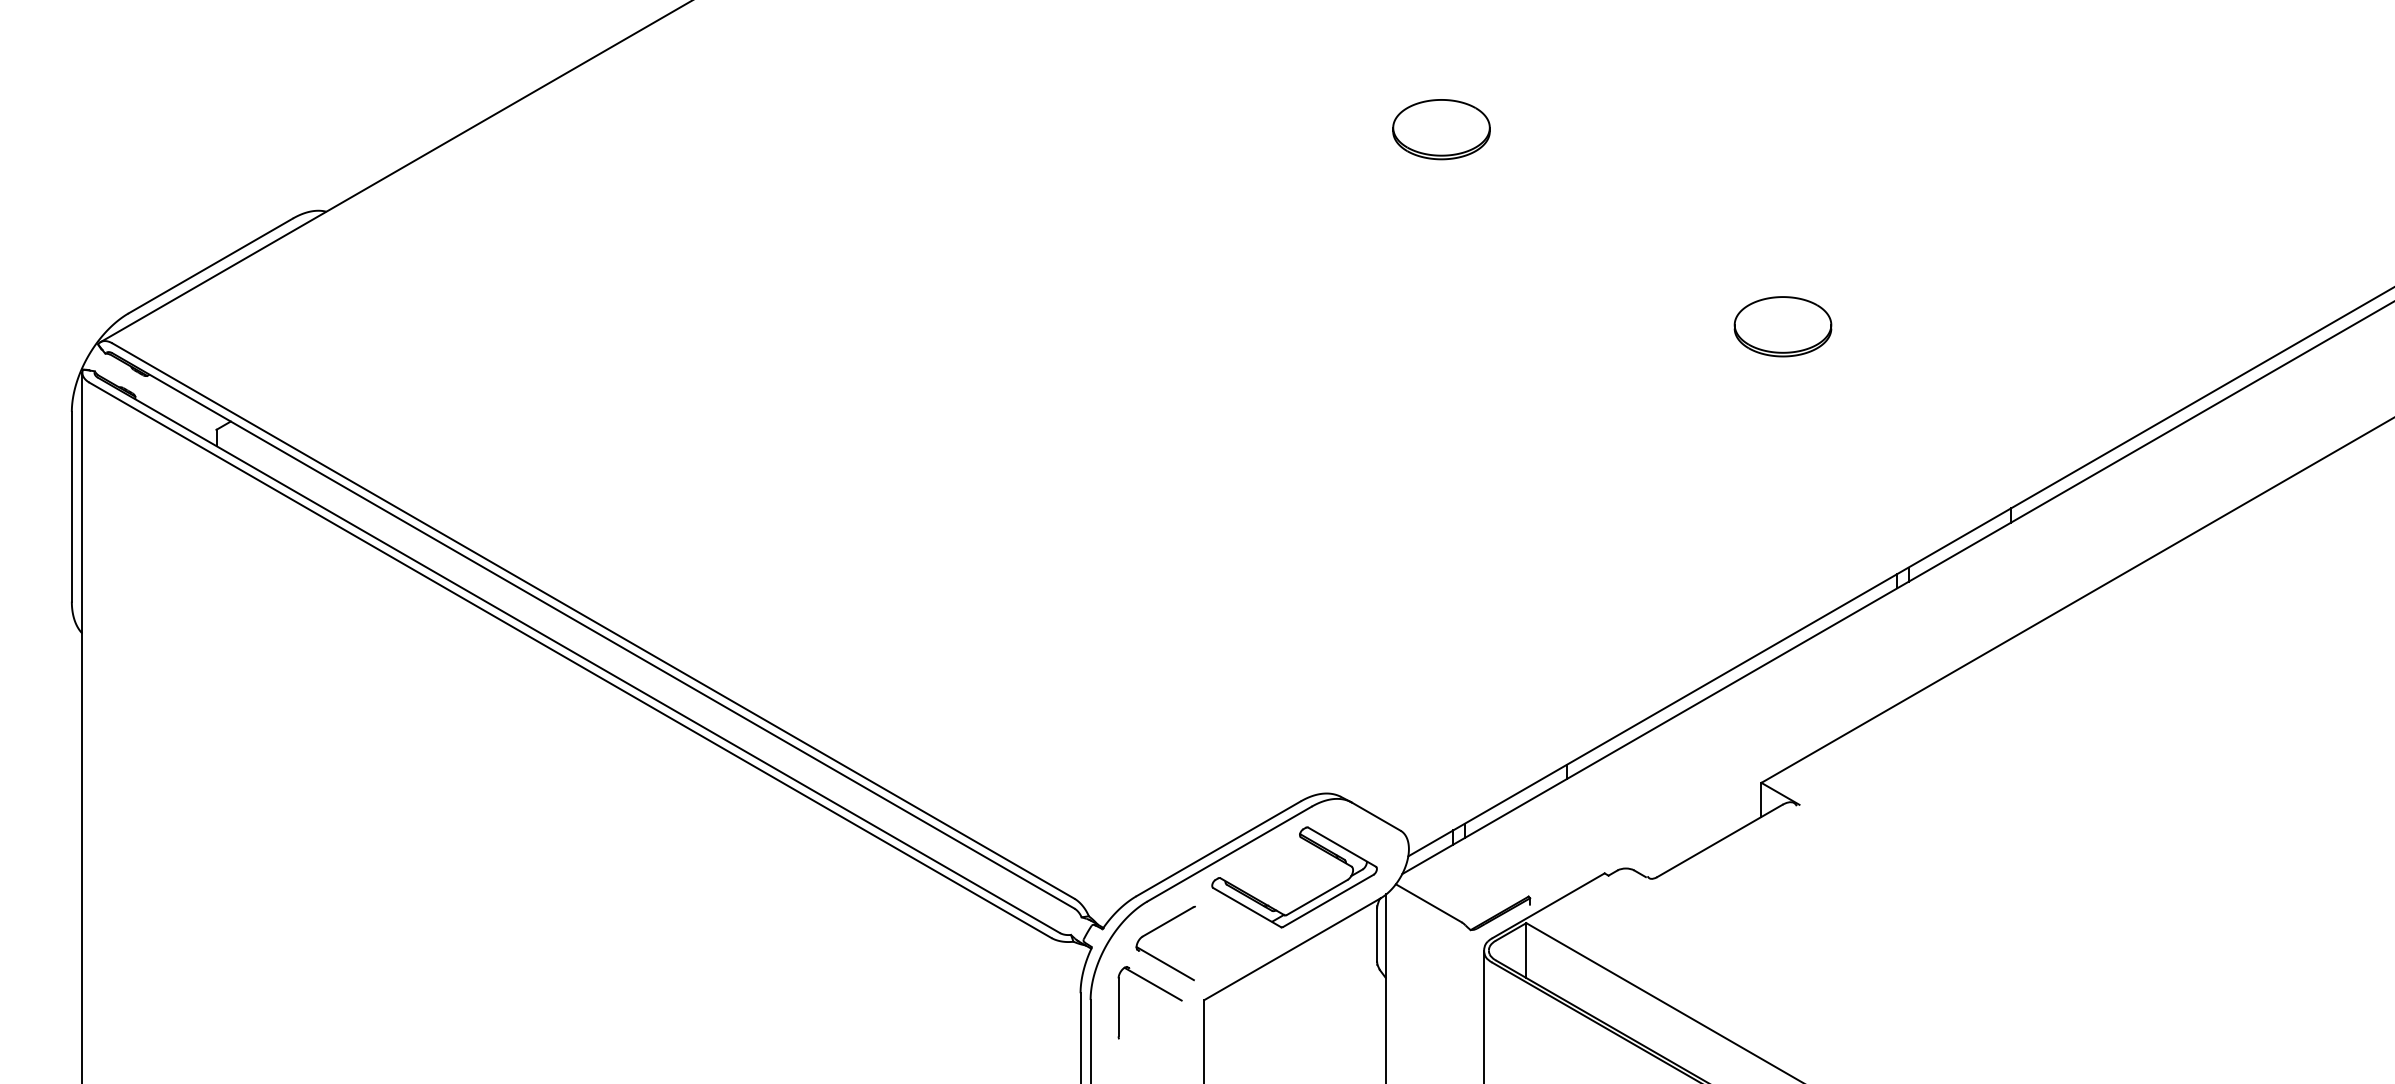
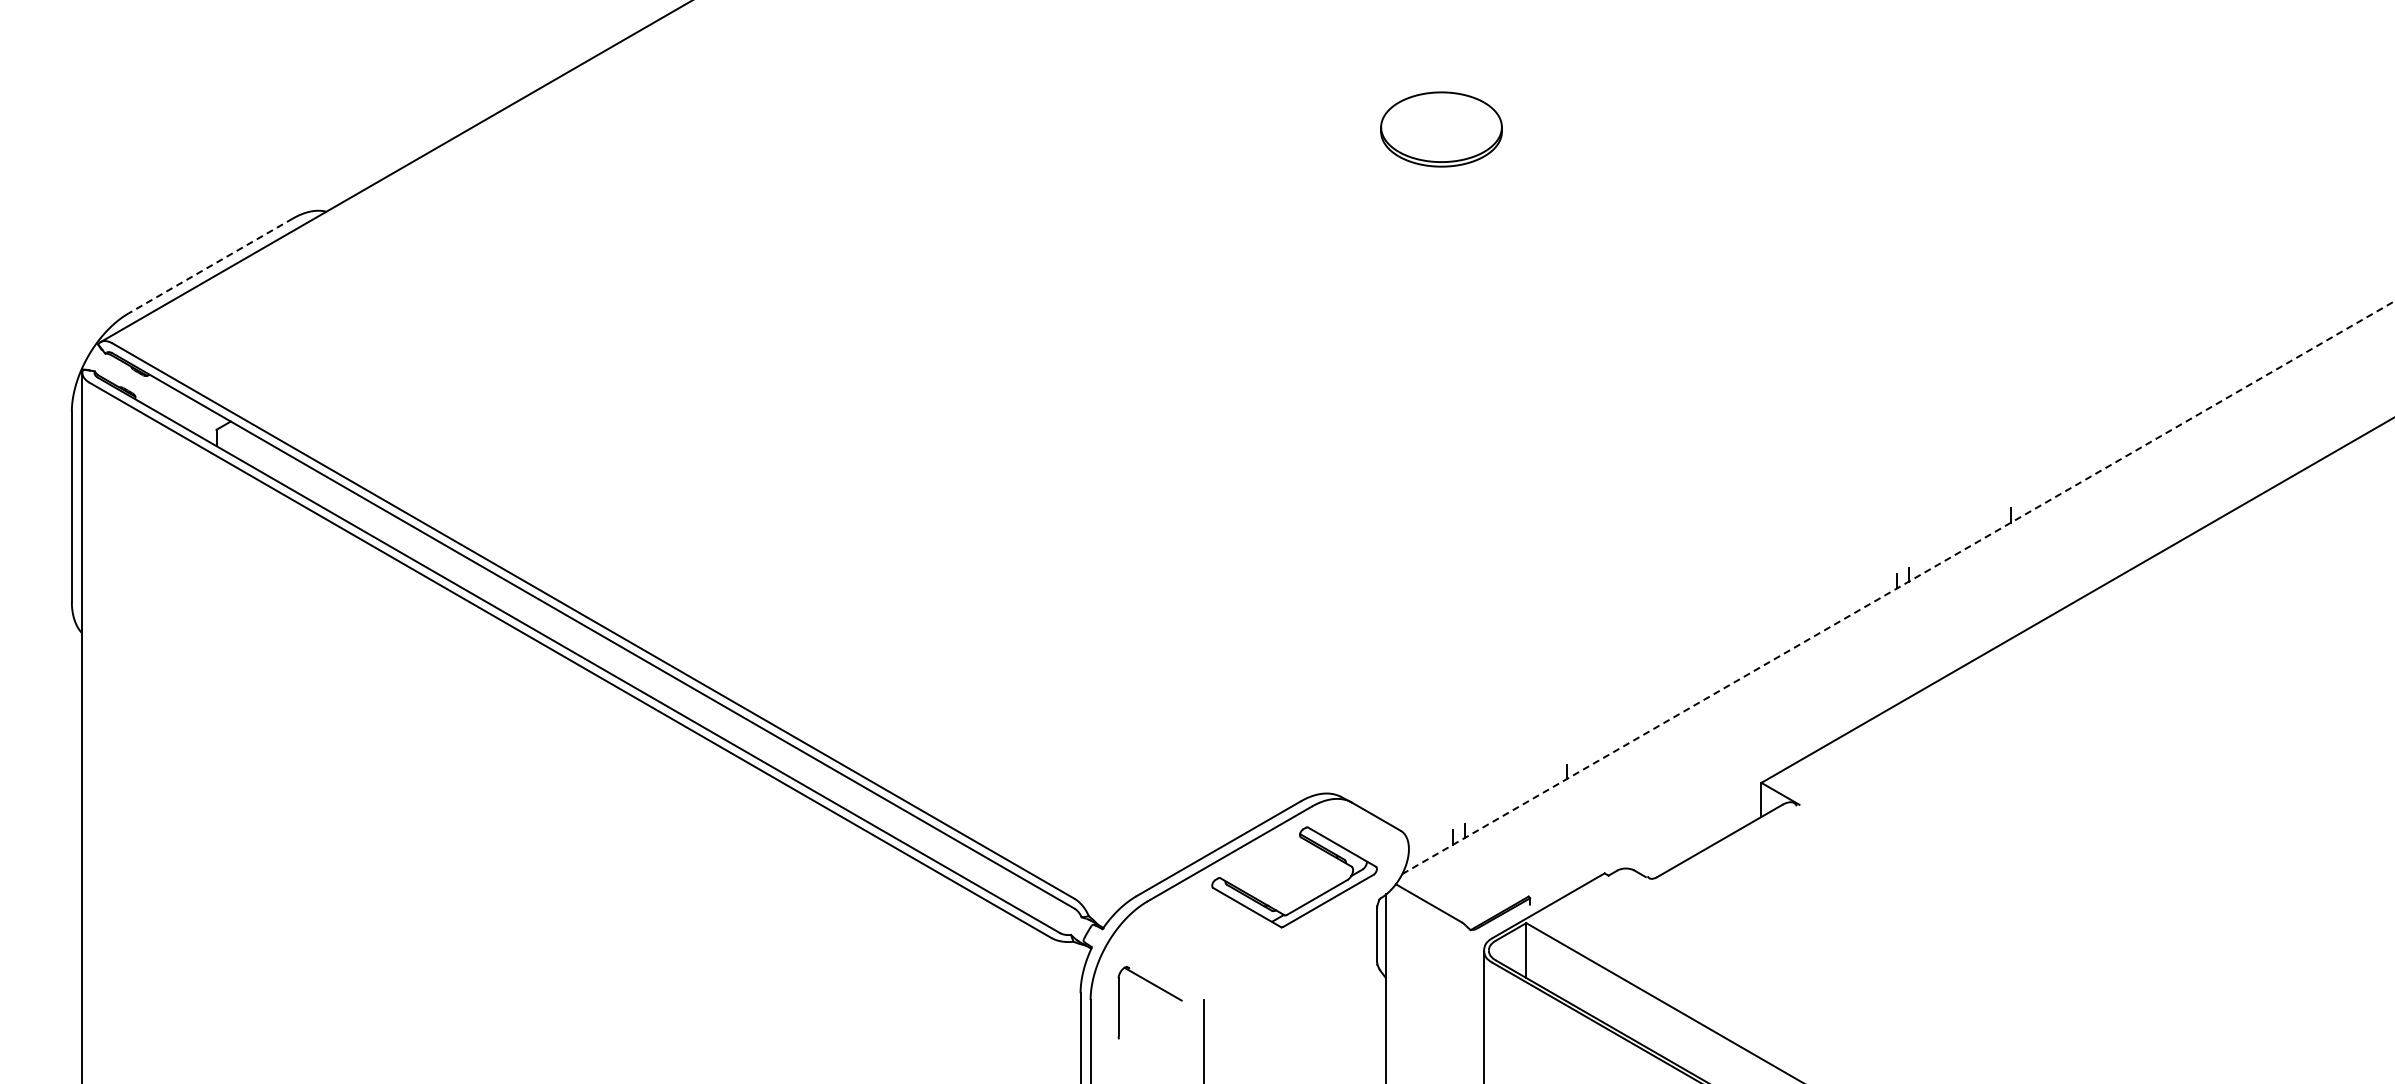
part size: 99x62 px -> 123x77 px (1441, 129)
line: solid -> dashed (210, 265)
part: present -> none (1782, 326)
line: present -> none (1899, 572)
line: solid -> dashed (1898, 587)
part: present -> none (1157, 929)
line: present -> none (1292, 949)
